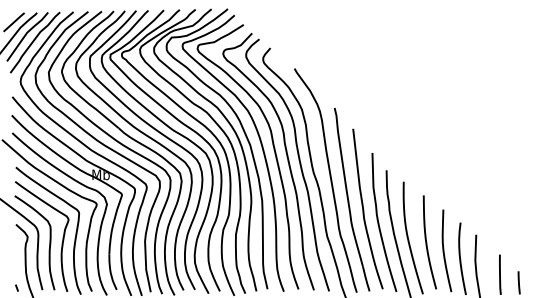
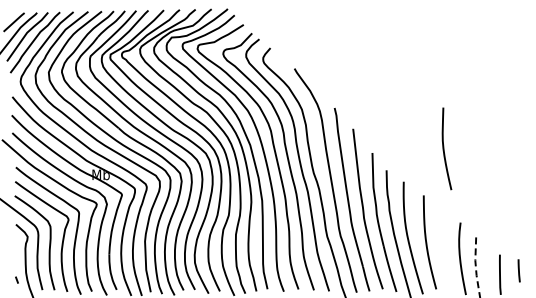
curve position: (444, 250) -> (444, 148) (444, 148)
line: solid -> dashed (475, 266)
line position: (518, 282) -> (518, 270) (518, 270)
line position: (16, 287) -> (16, 279) (16, 279)
